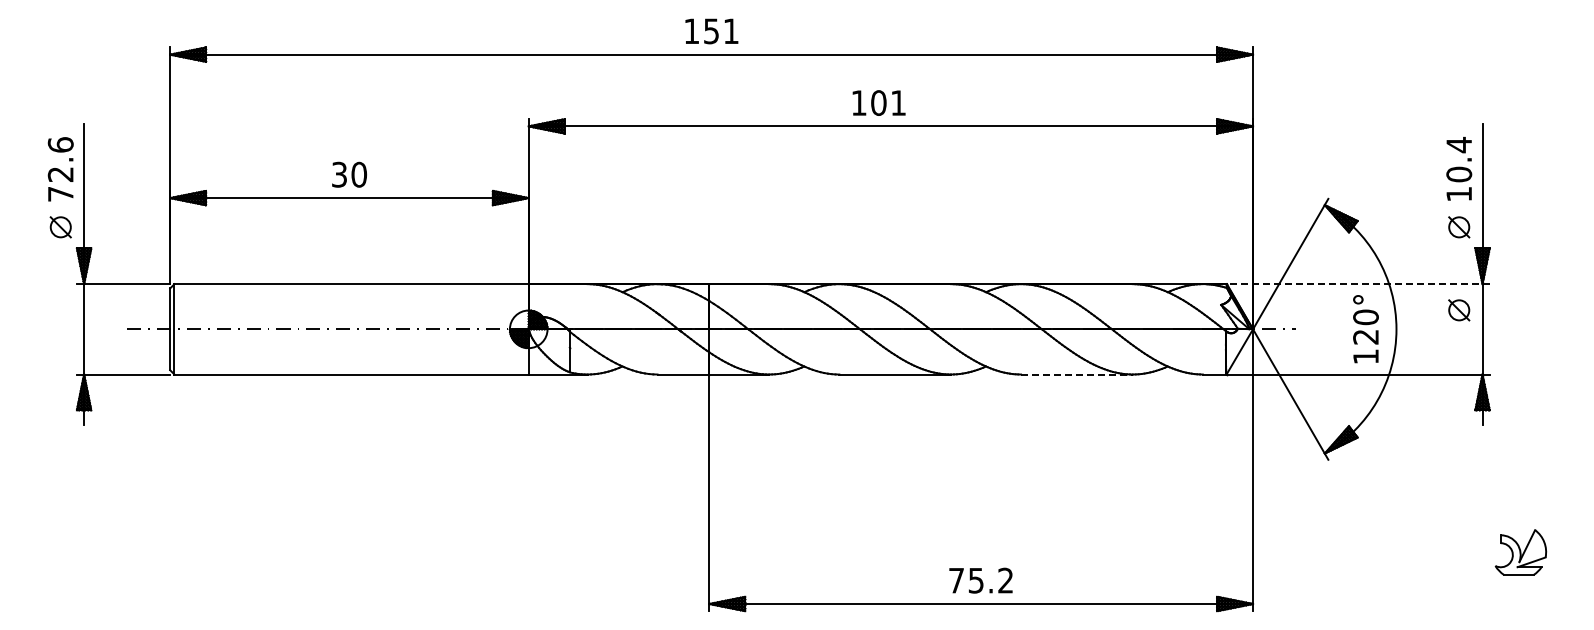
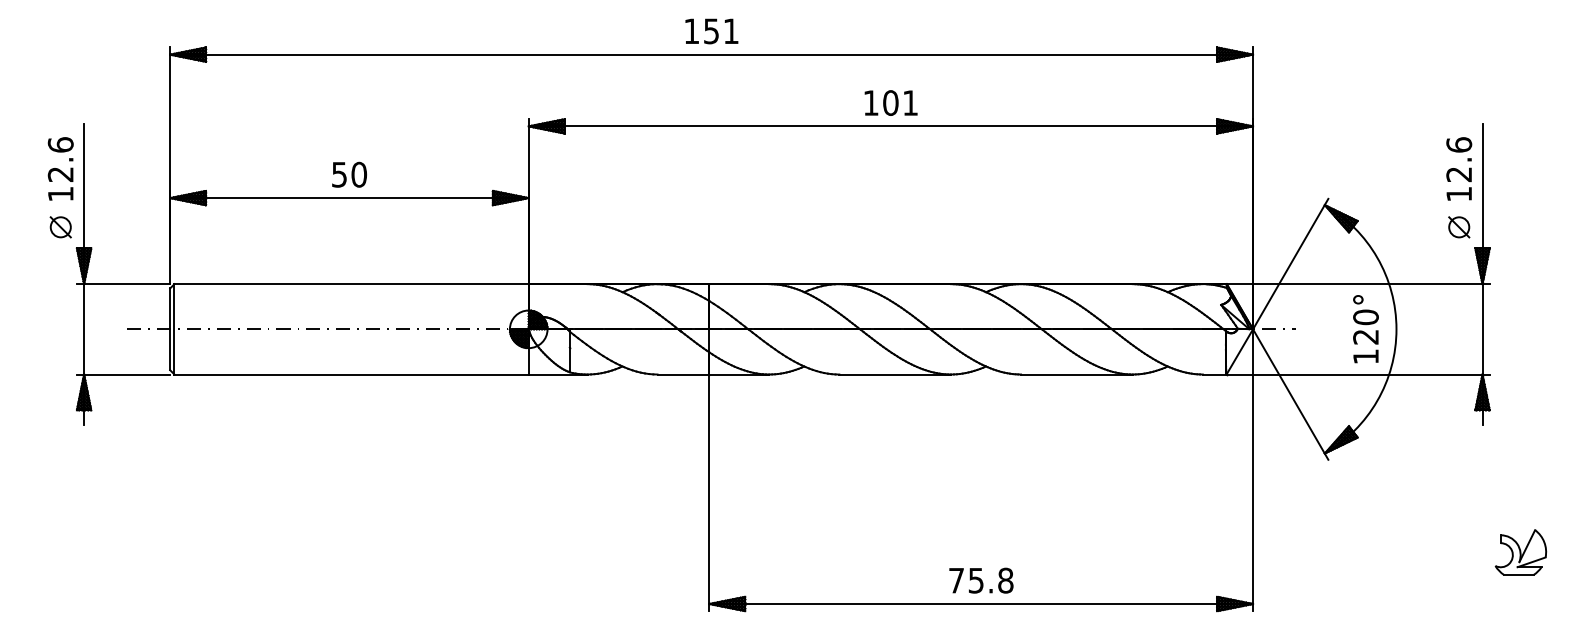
text position: (878, 102) -> (890, 102) (890, 102)
text: 10.4 -> 12.6 (1459, 159)
text: 30 -> 50 (339, 174)
text: 72.6 -> 12.6 (60, 194)
line: dashed -> solid (1357, 284)
part: present -> none (1459, 310)
line: dashed -> solid (1076, 374)
text: 75.2 -> 75.8 (1005, 580)
